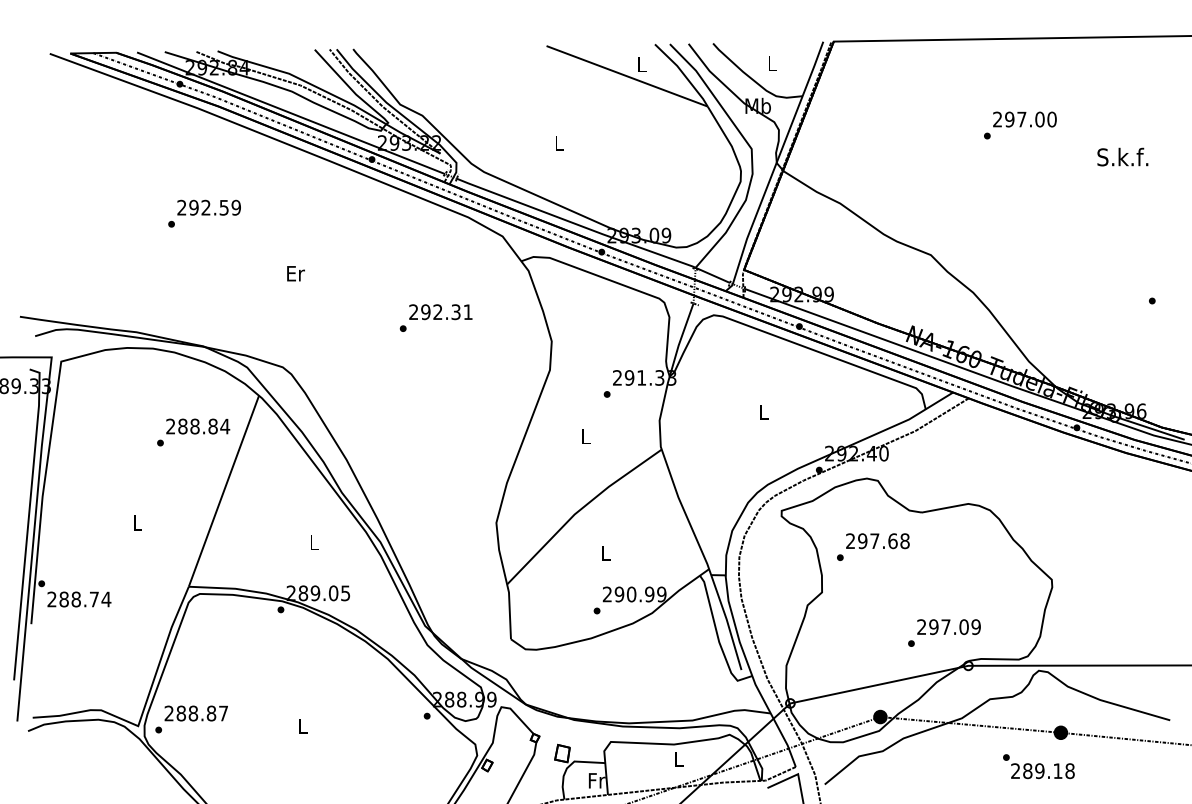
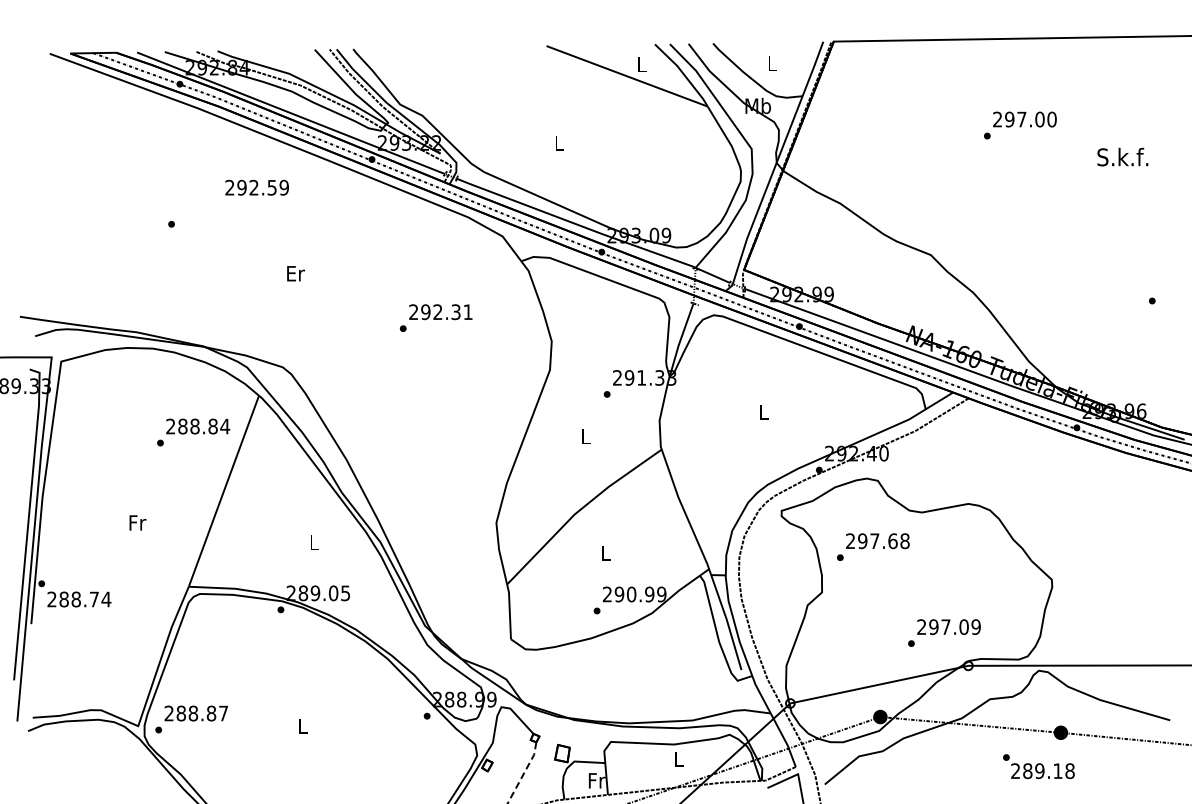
text position: (208, 207) -> (256, 187) (256, 187)
text: L -> Fr (137, 522)
line: solid -> dashed (524, 773)
